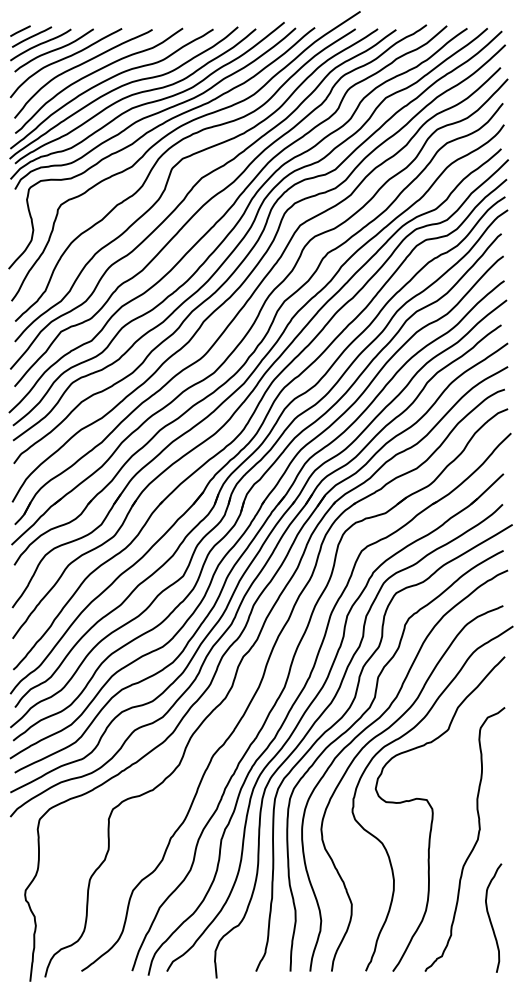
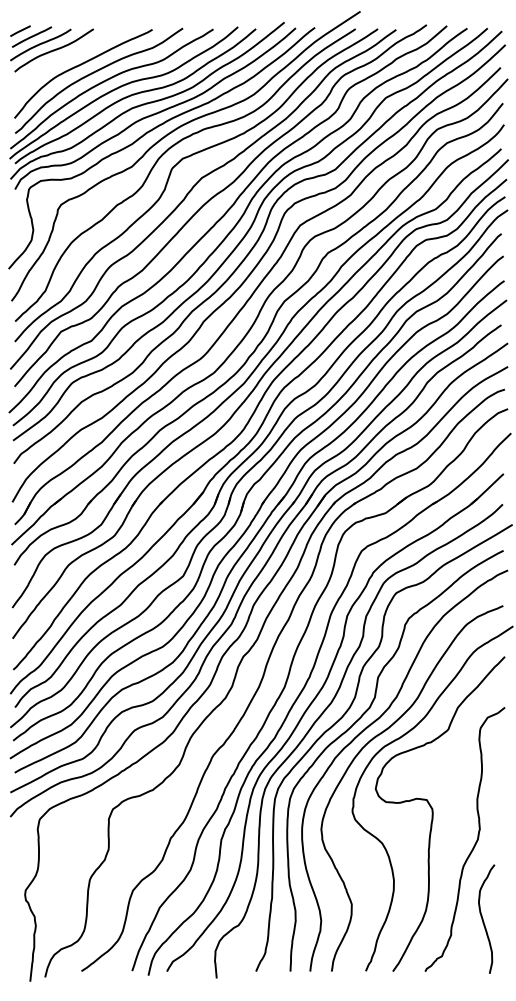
curve: present -> none (65, 59)
curve position: (490, 917) -> (483, 918) (483, 918)
